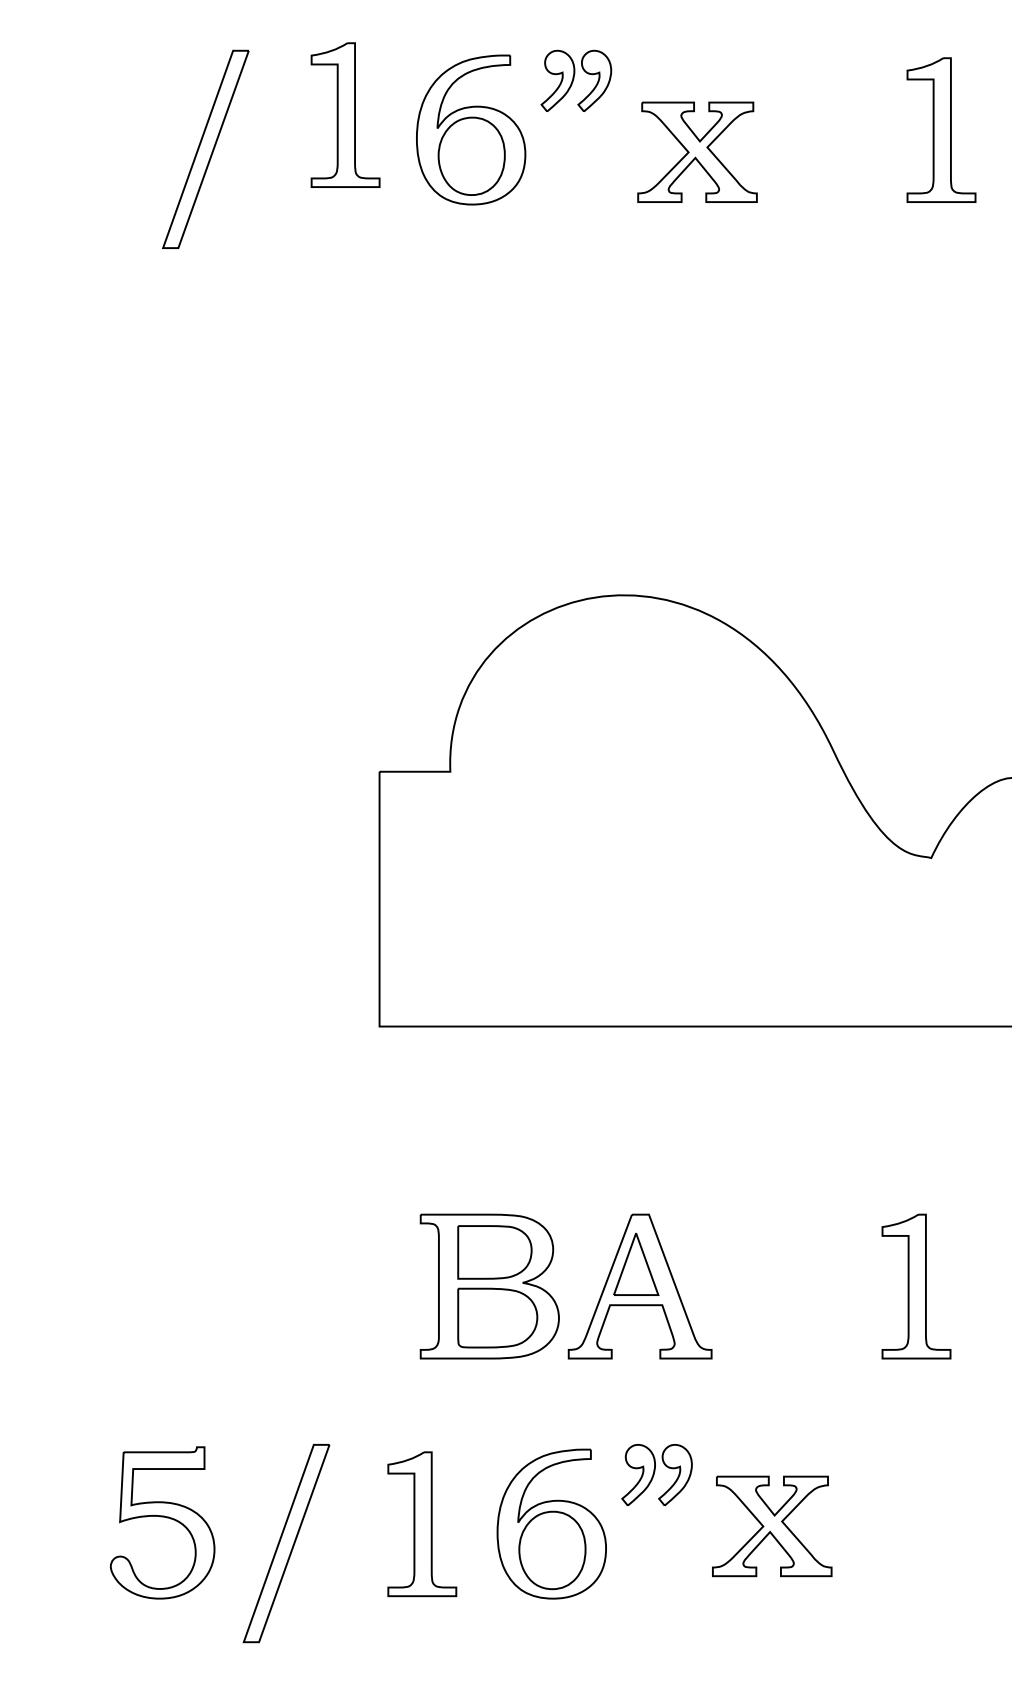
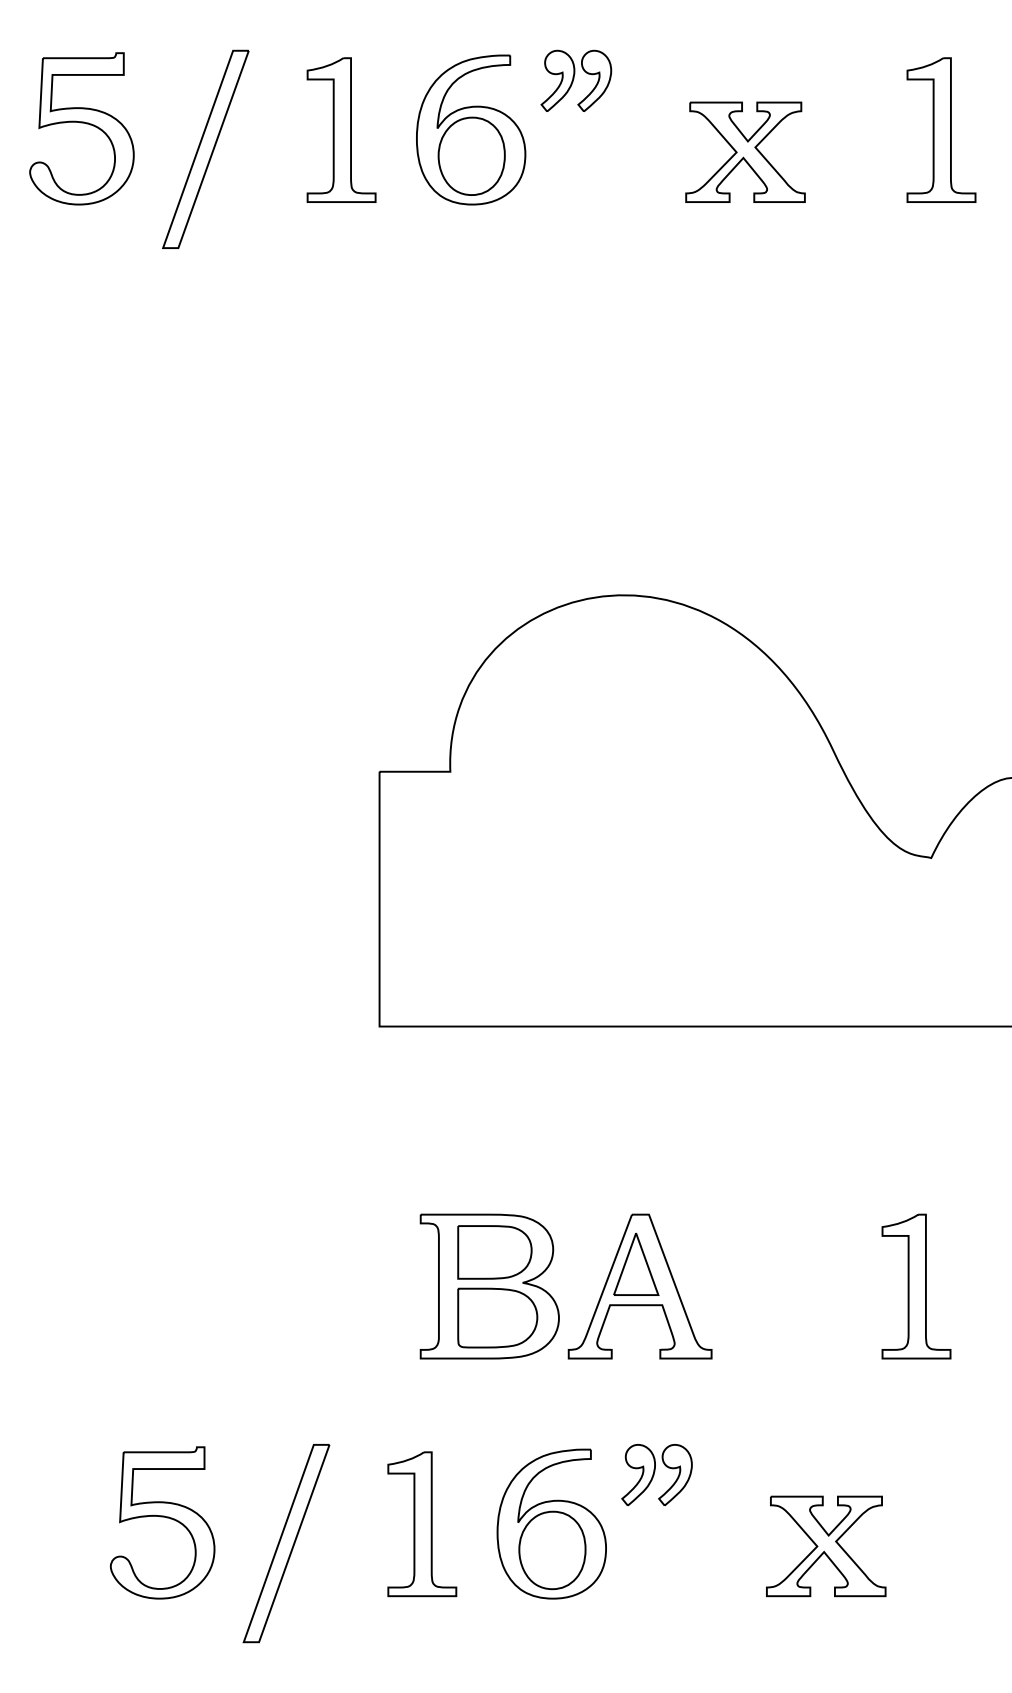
part position: (345, 114) -> (341, 129) (341, 129)
part: none -> present (81, 128)
part position: (697, 151) -> (745, 151) (745, 151)
part position: (772, 1526) -> (826, 1546) (826, 1546)
